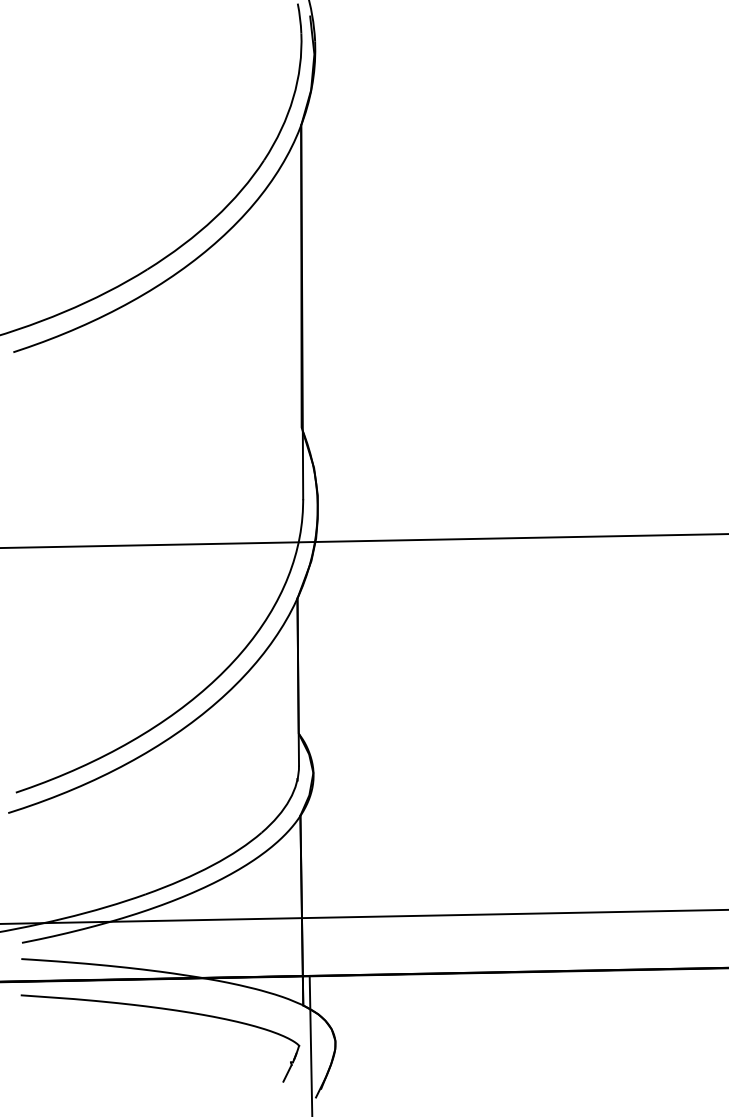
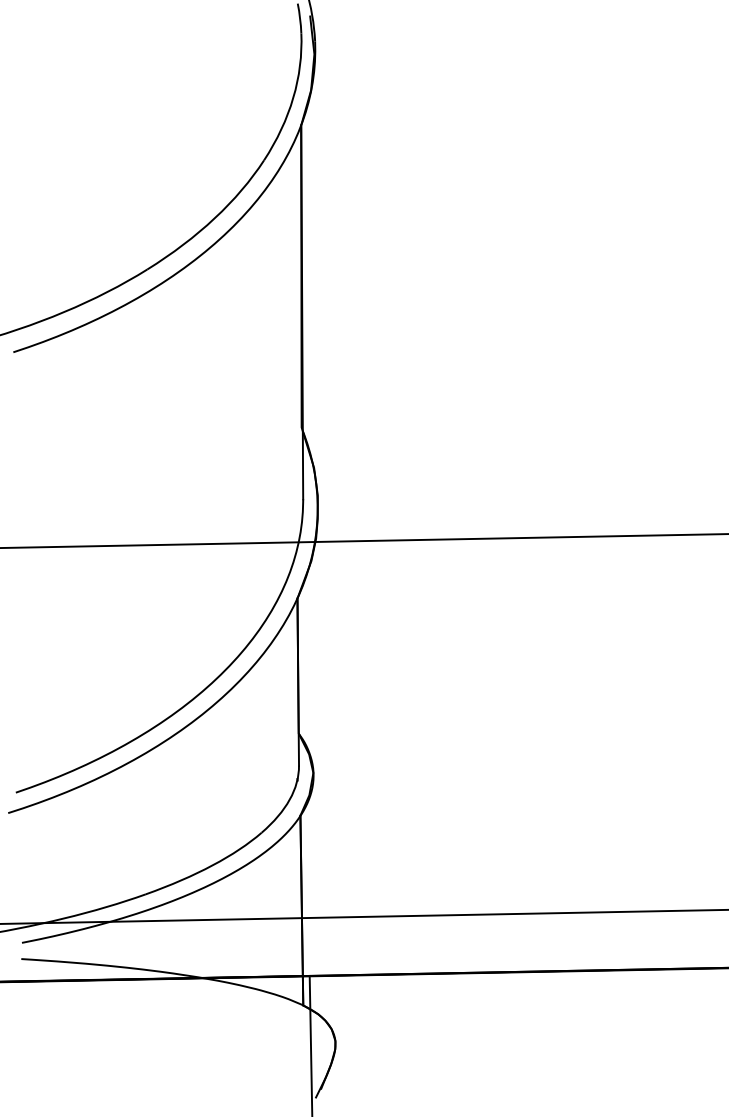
part: present -> none (167, 1010)
